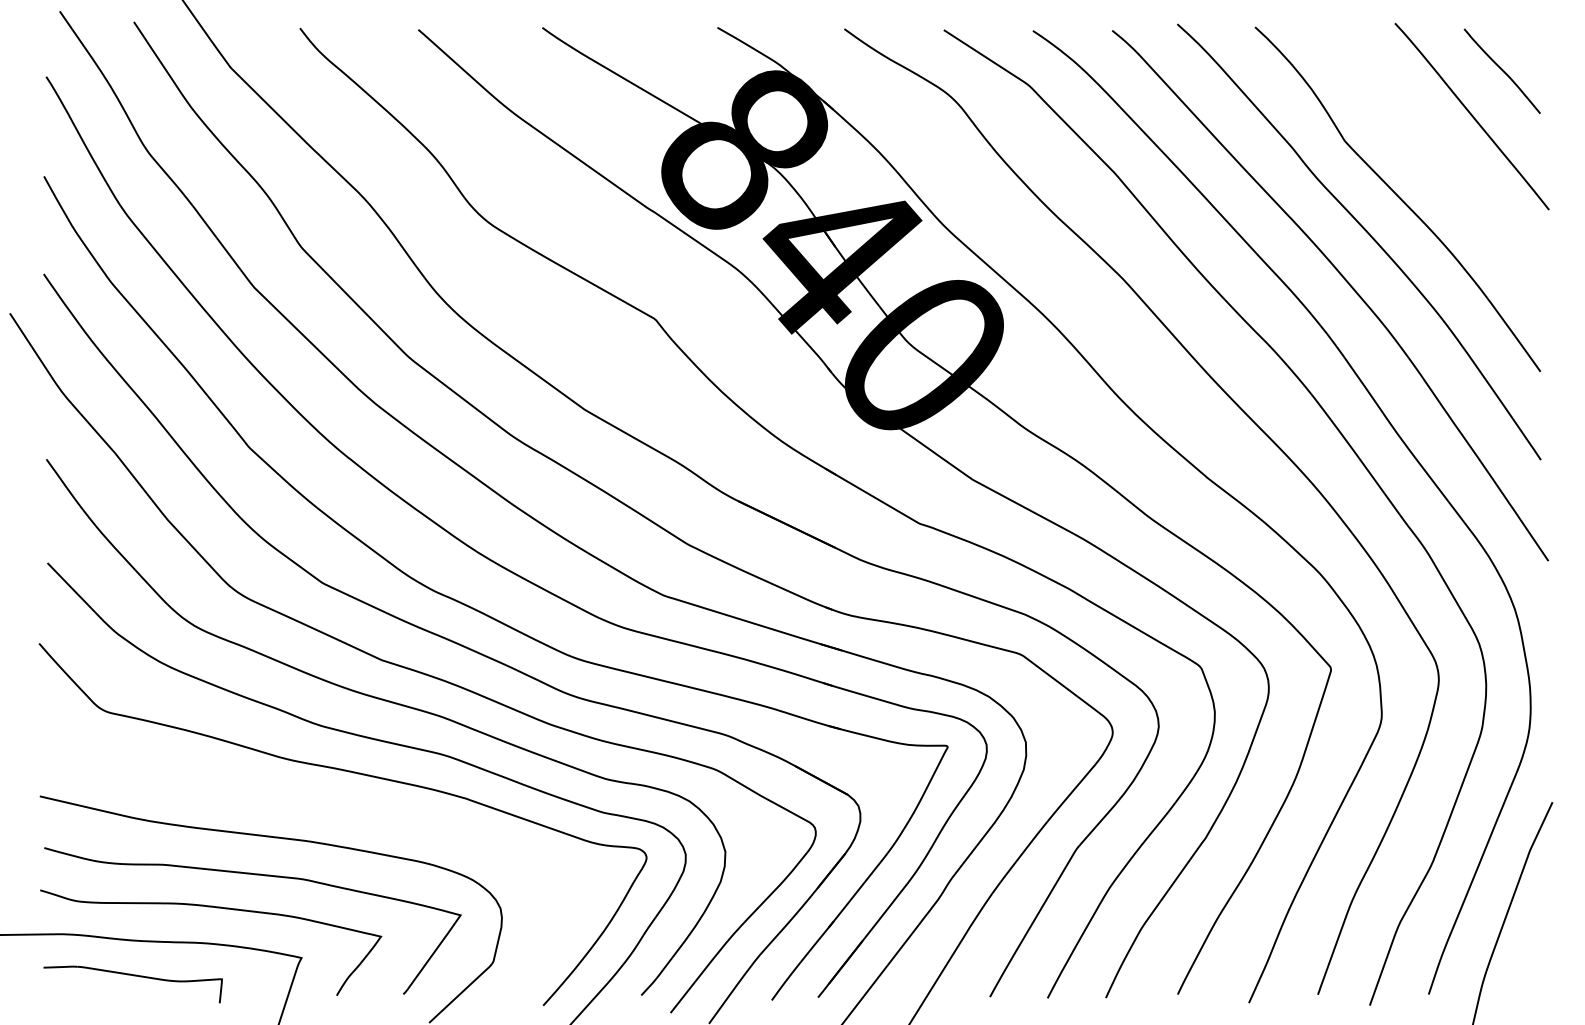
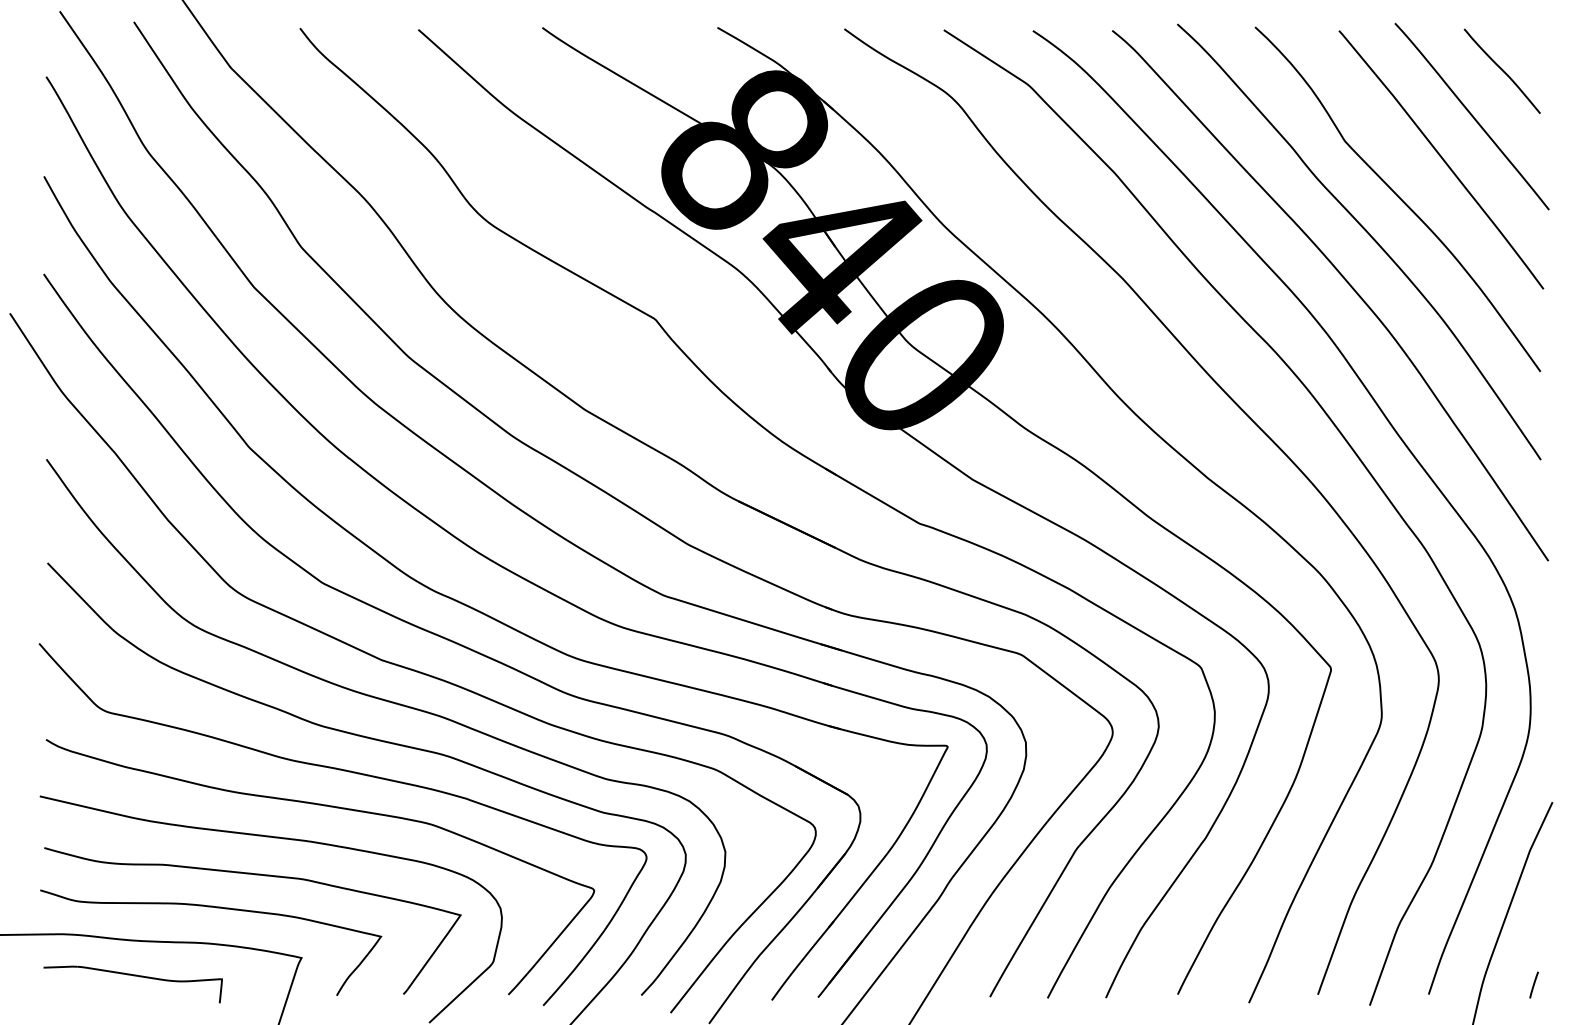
curve: none -> present (1441, 158)
curve: none -> present (330, 807)
line: none -> present (1533, 984)
